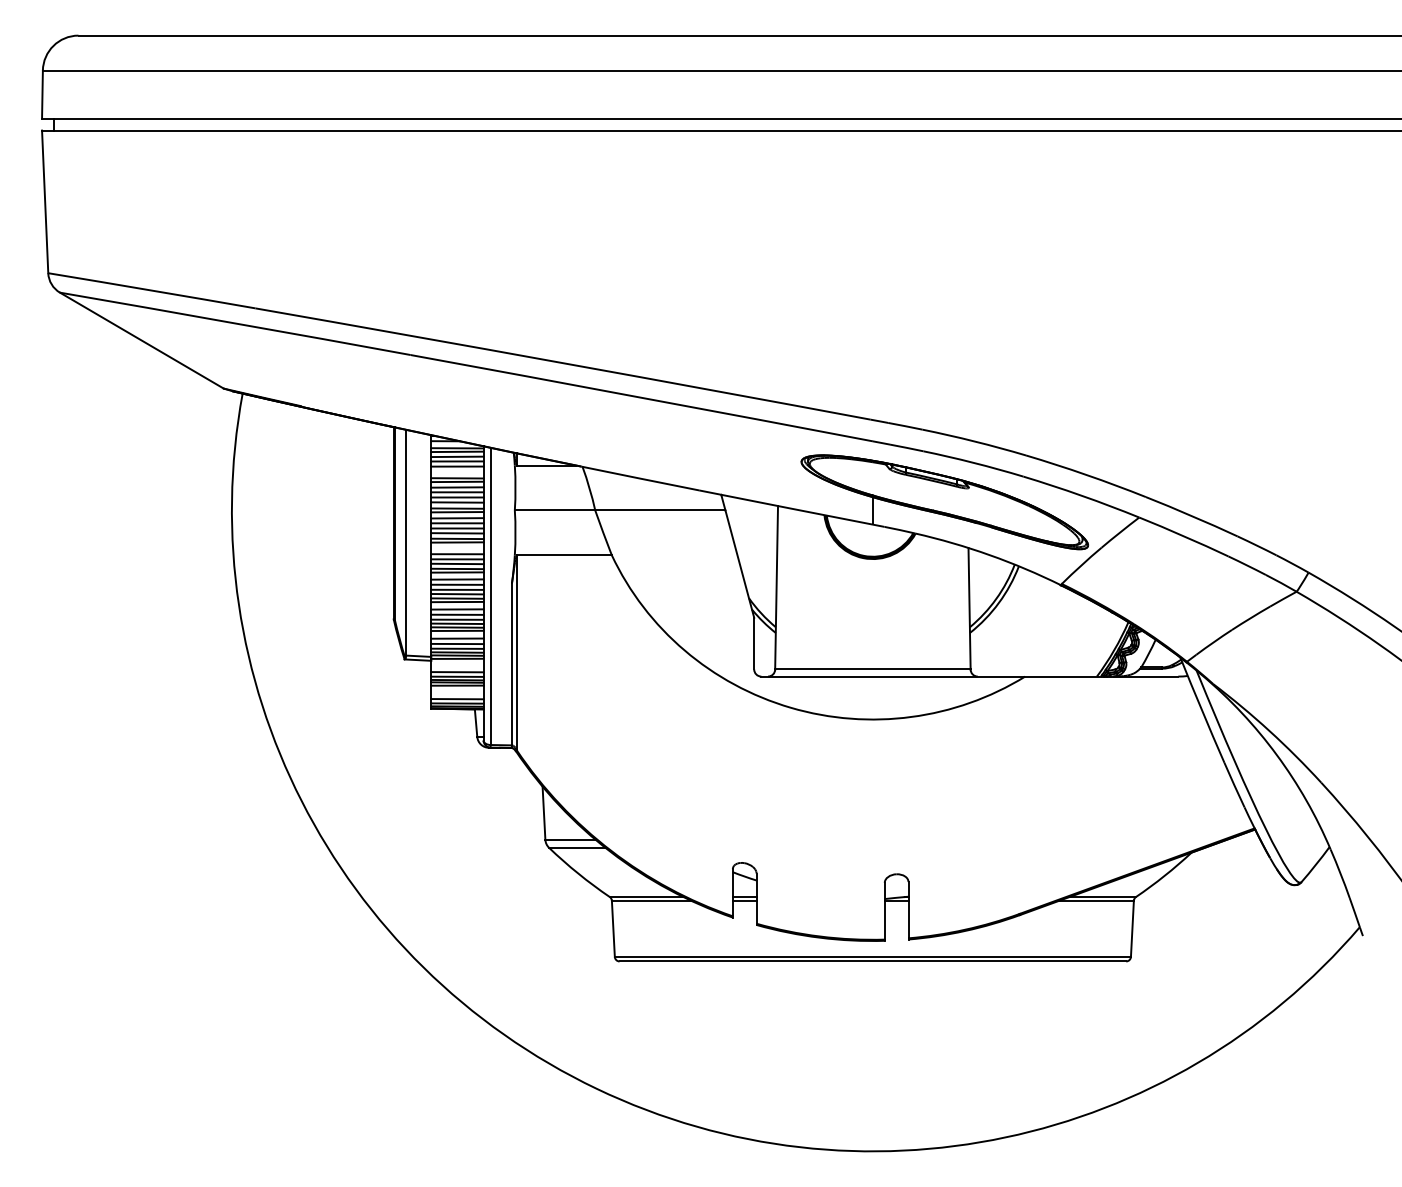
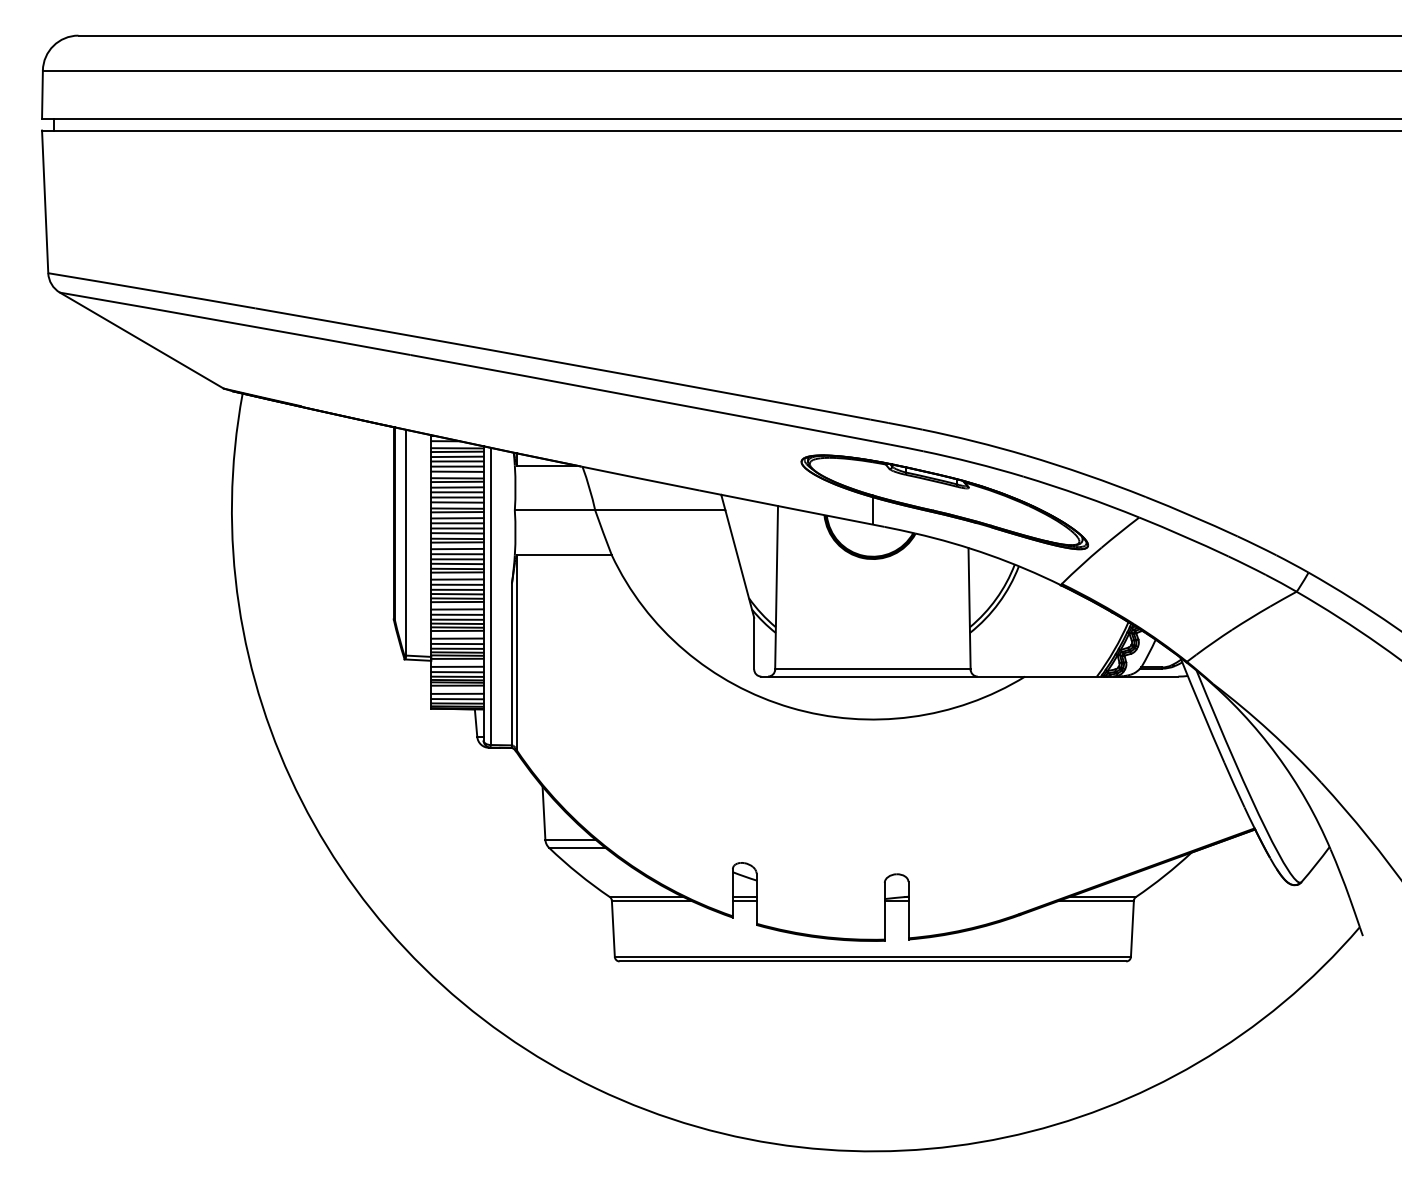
line: none -> present (457, 471)
line: none -> present (457, 548)
line: none -> present (457, 666)
line: none -> present (457, 693)
